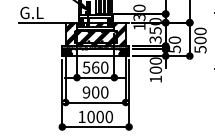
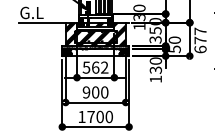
text: 500 -> 677 (200, 40)
text: 560 -> 562 (104, 67)
text: 100 -> 130 (155, 69)
text: 1000 -> 1700 (90, 116)
